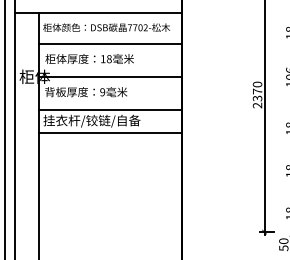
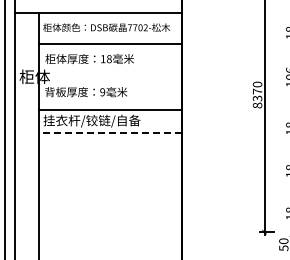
line: present -> none (110, 77)
text: 2370 -> 8370 (257, 105)
line: solid -> dashed (110, 133)
